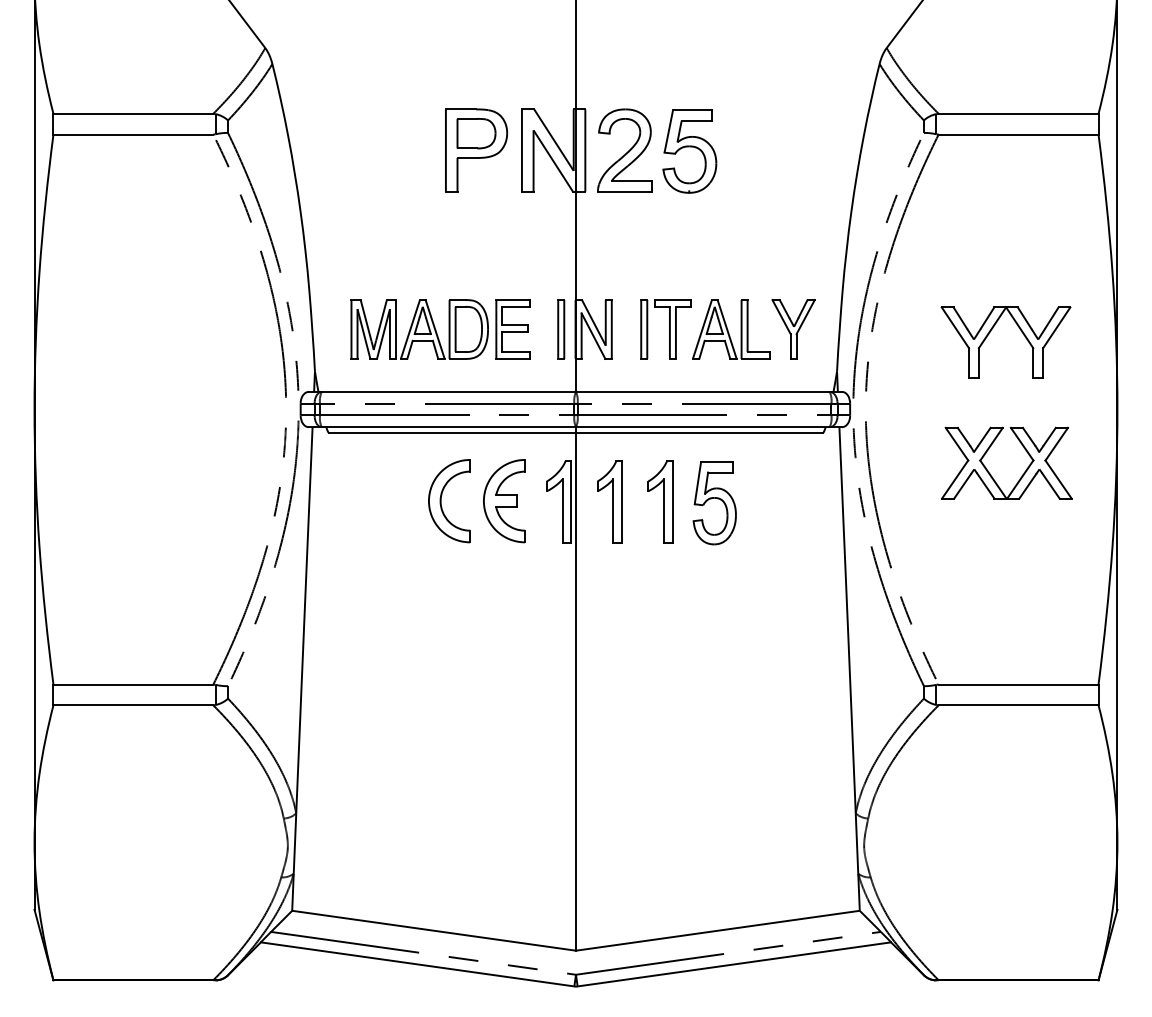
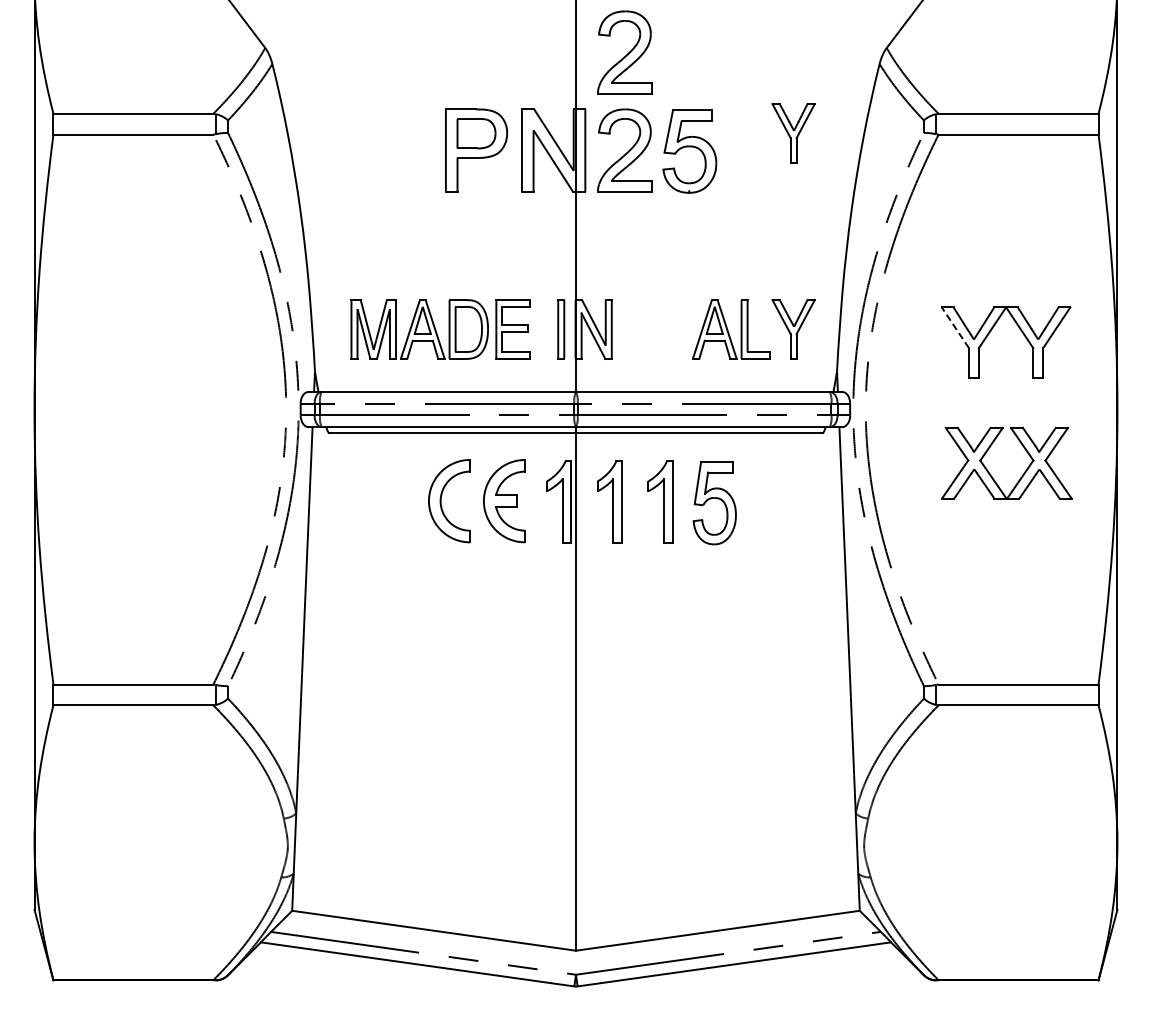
part: none -> present (624, 52)
part: none -> present (793, 133)
line: solid -> dashed (955, 327)
part: present -> none (665, 329)
